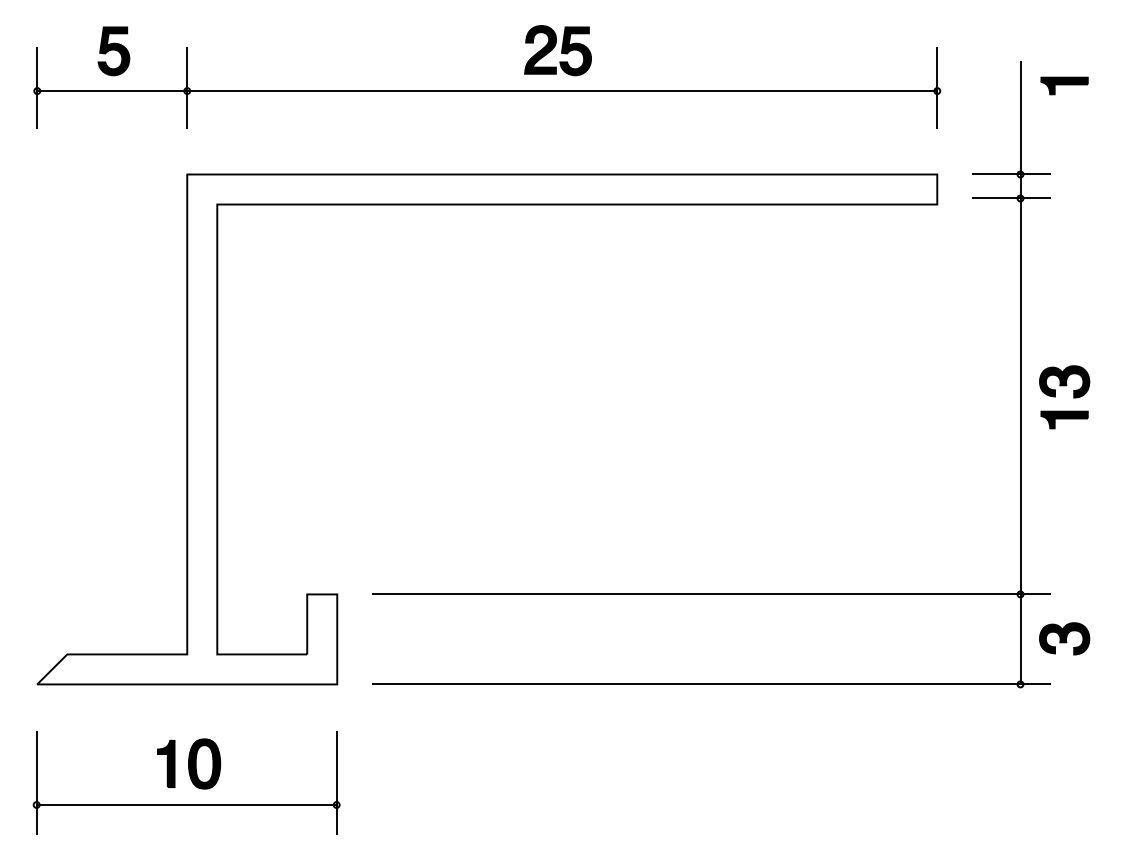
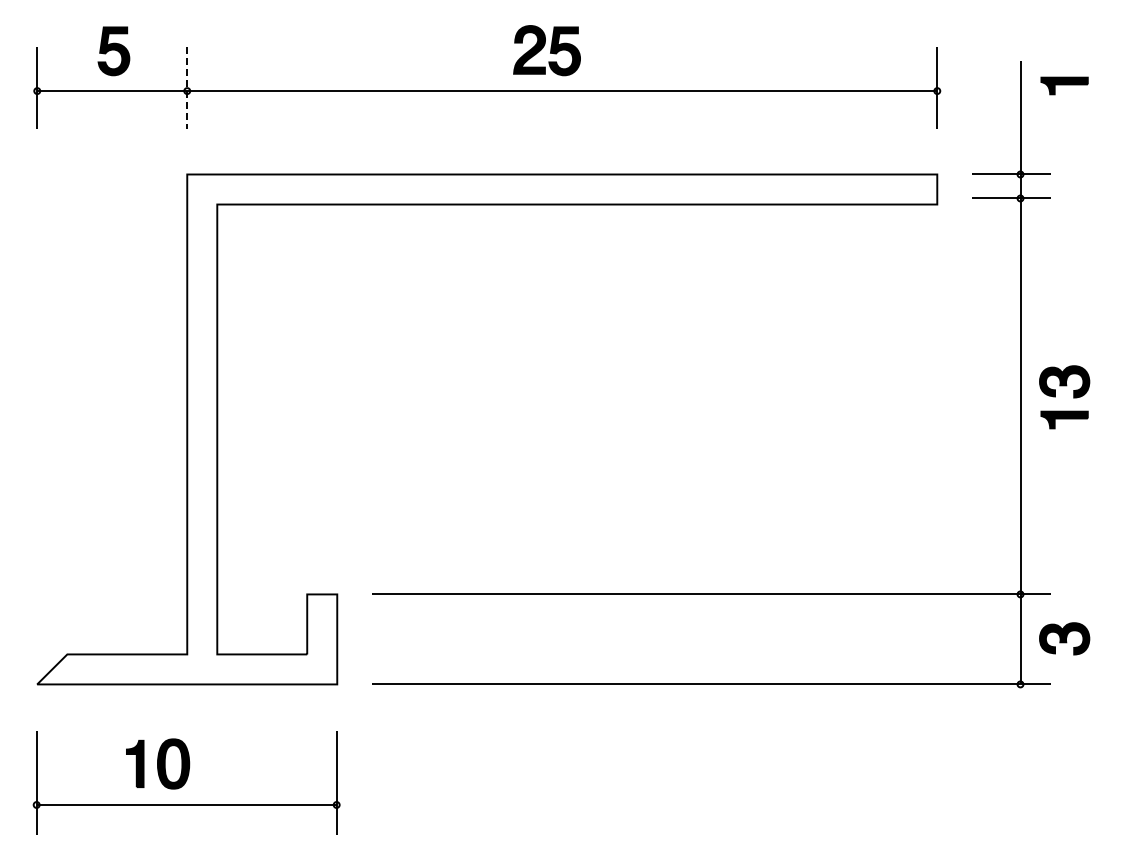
part position: (557, 50) -> (546, 50) (546, 50)
line: solid -> dashed (187, 88)
part position: (189, 763) -> (158, 763) (158, 763)
